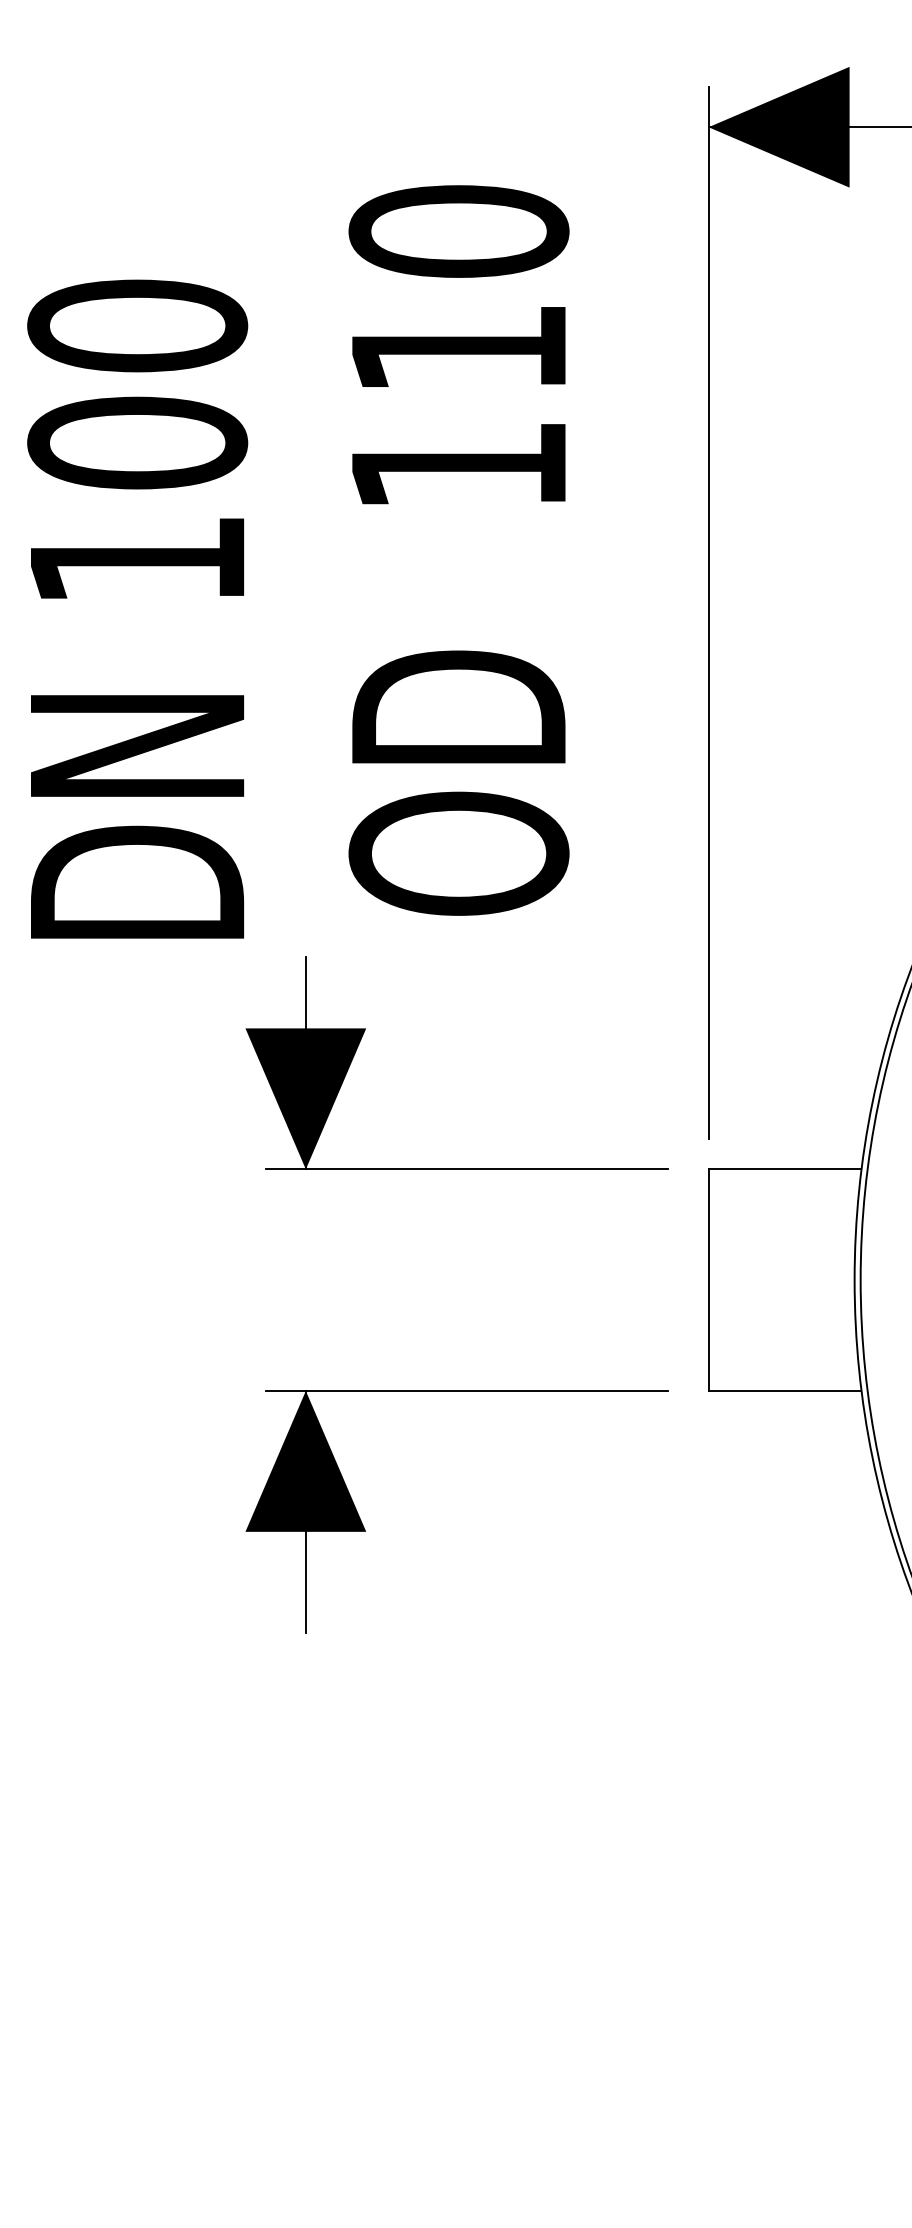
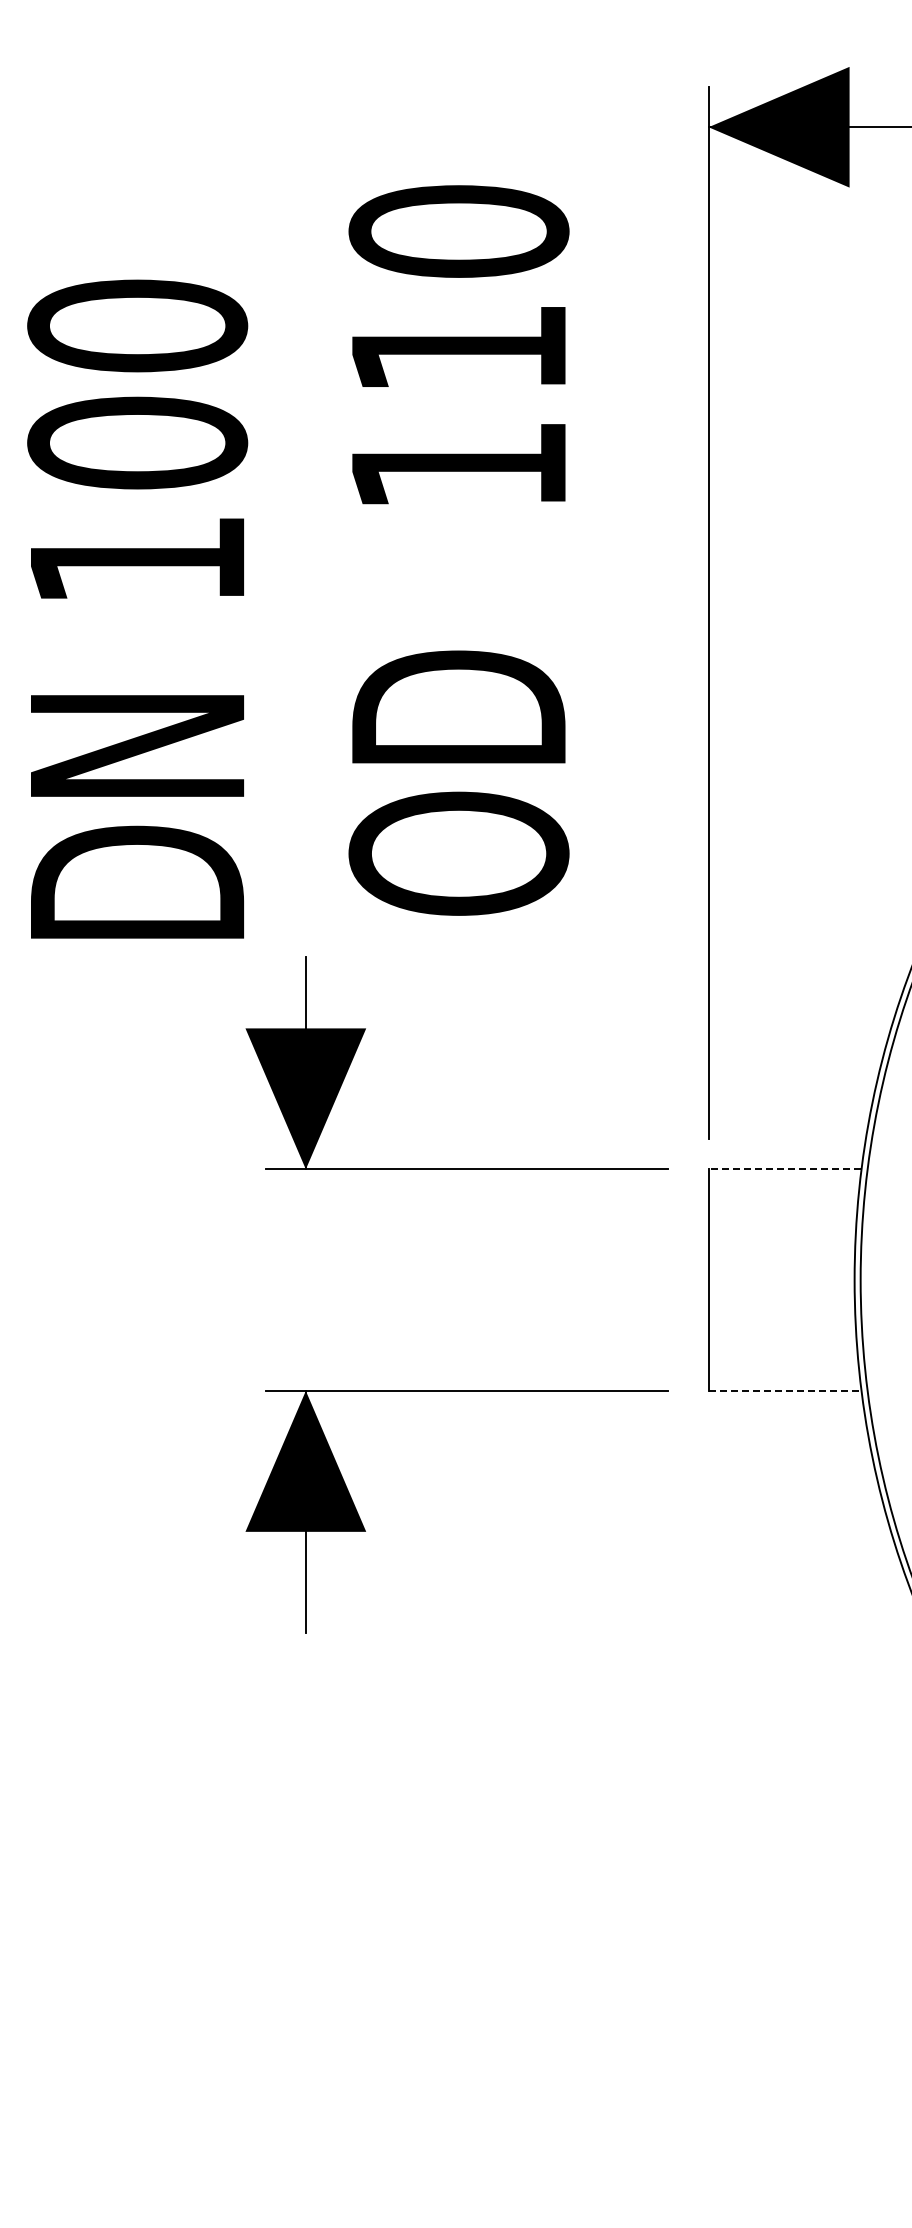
line: solid -> dashed (784, 1169)
line: solid -> dashed (785, 1390)
